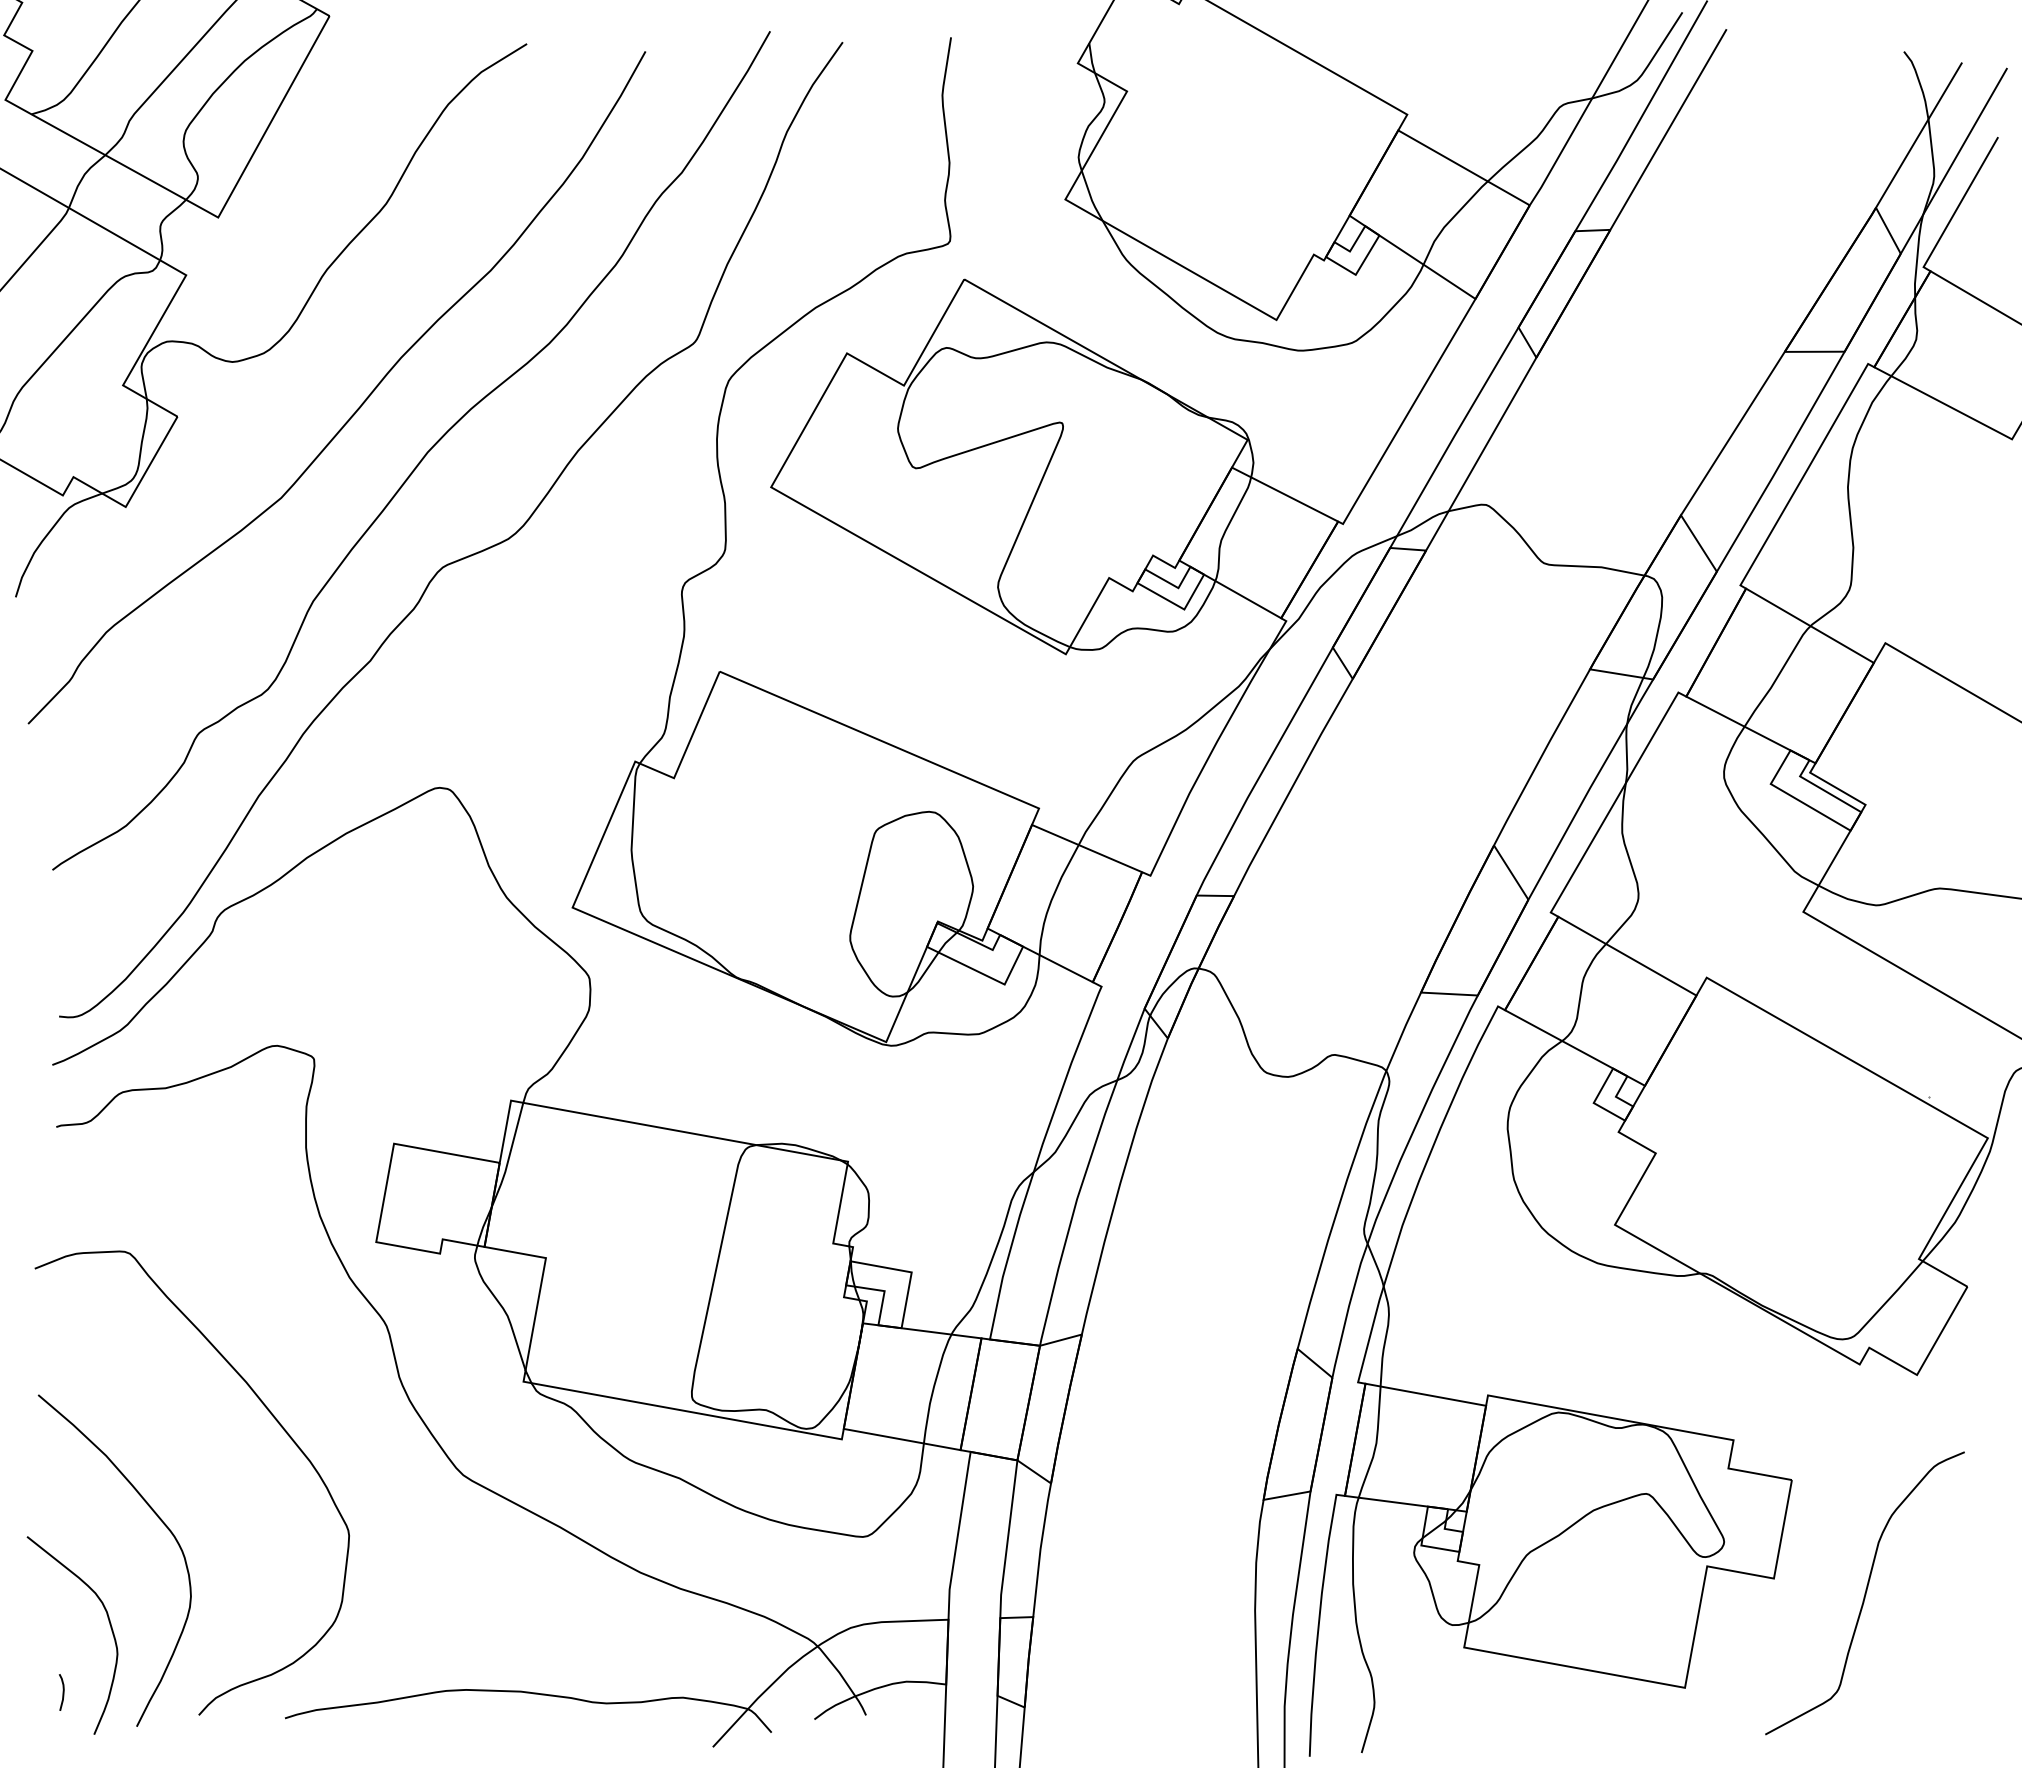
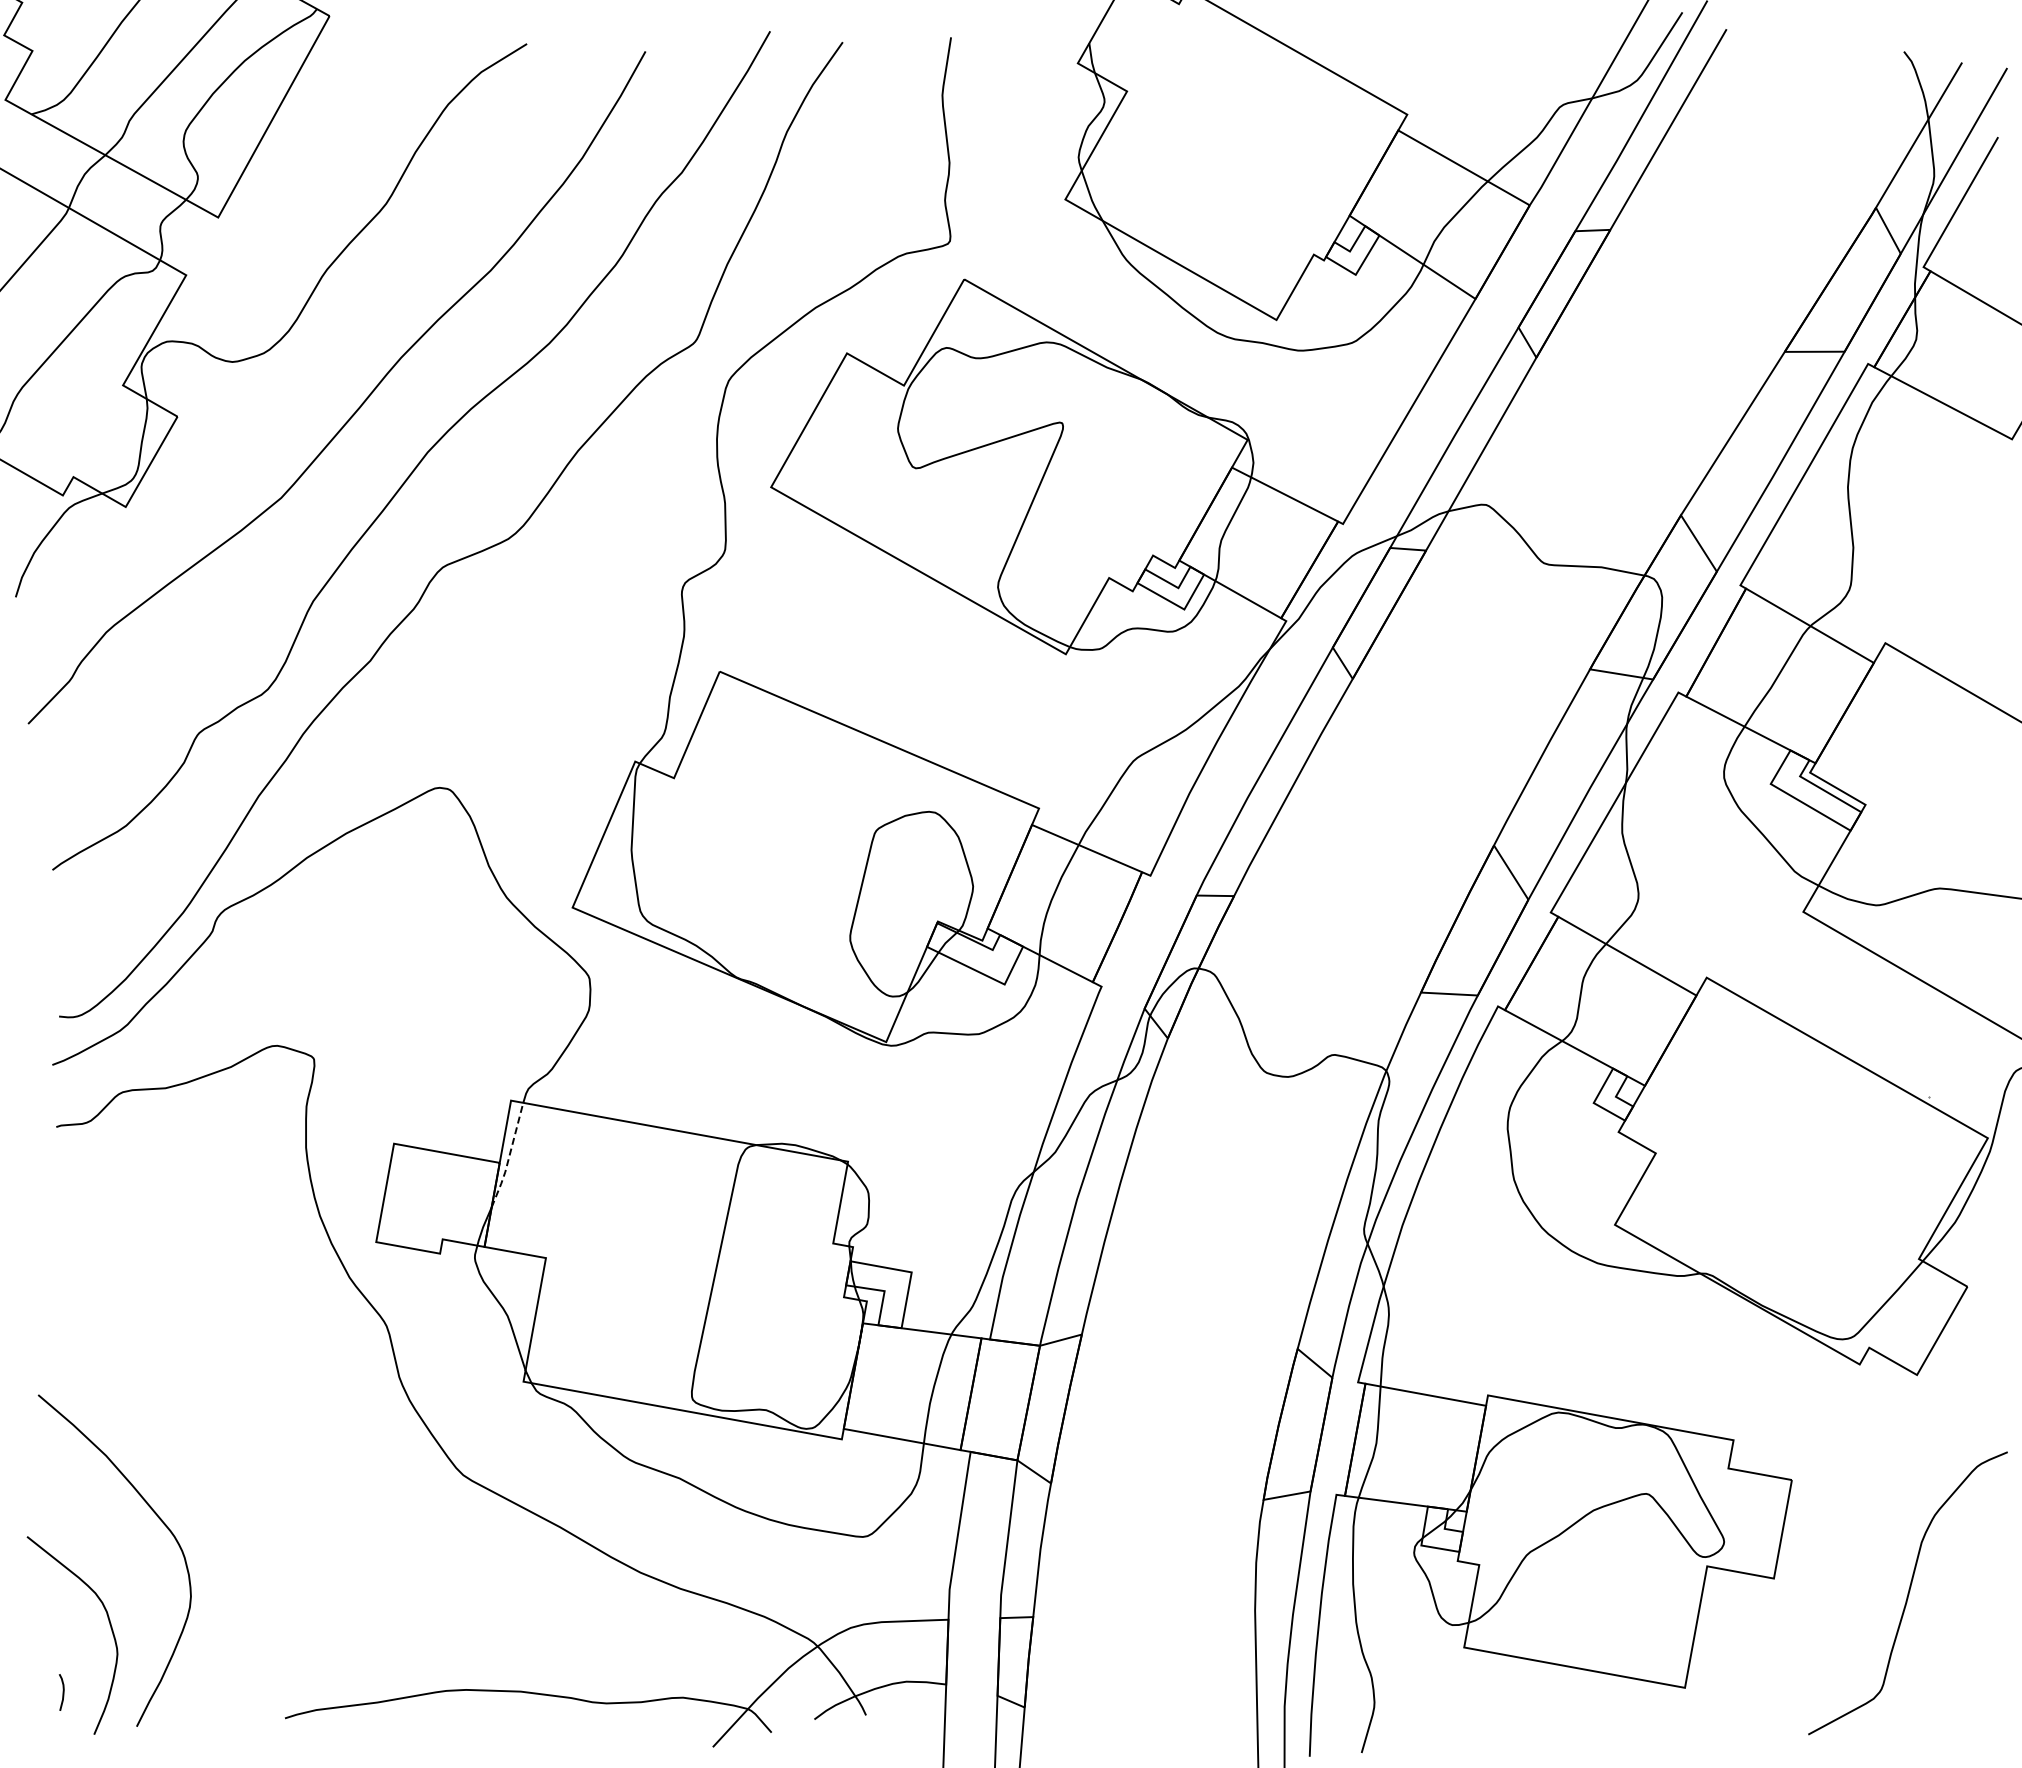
line: solid -> dashed (509, 1156)
curve: present -> none (271, 1415)
curve position: (1864, 1593) -> (1907, 1593) (1907, 1593)
